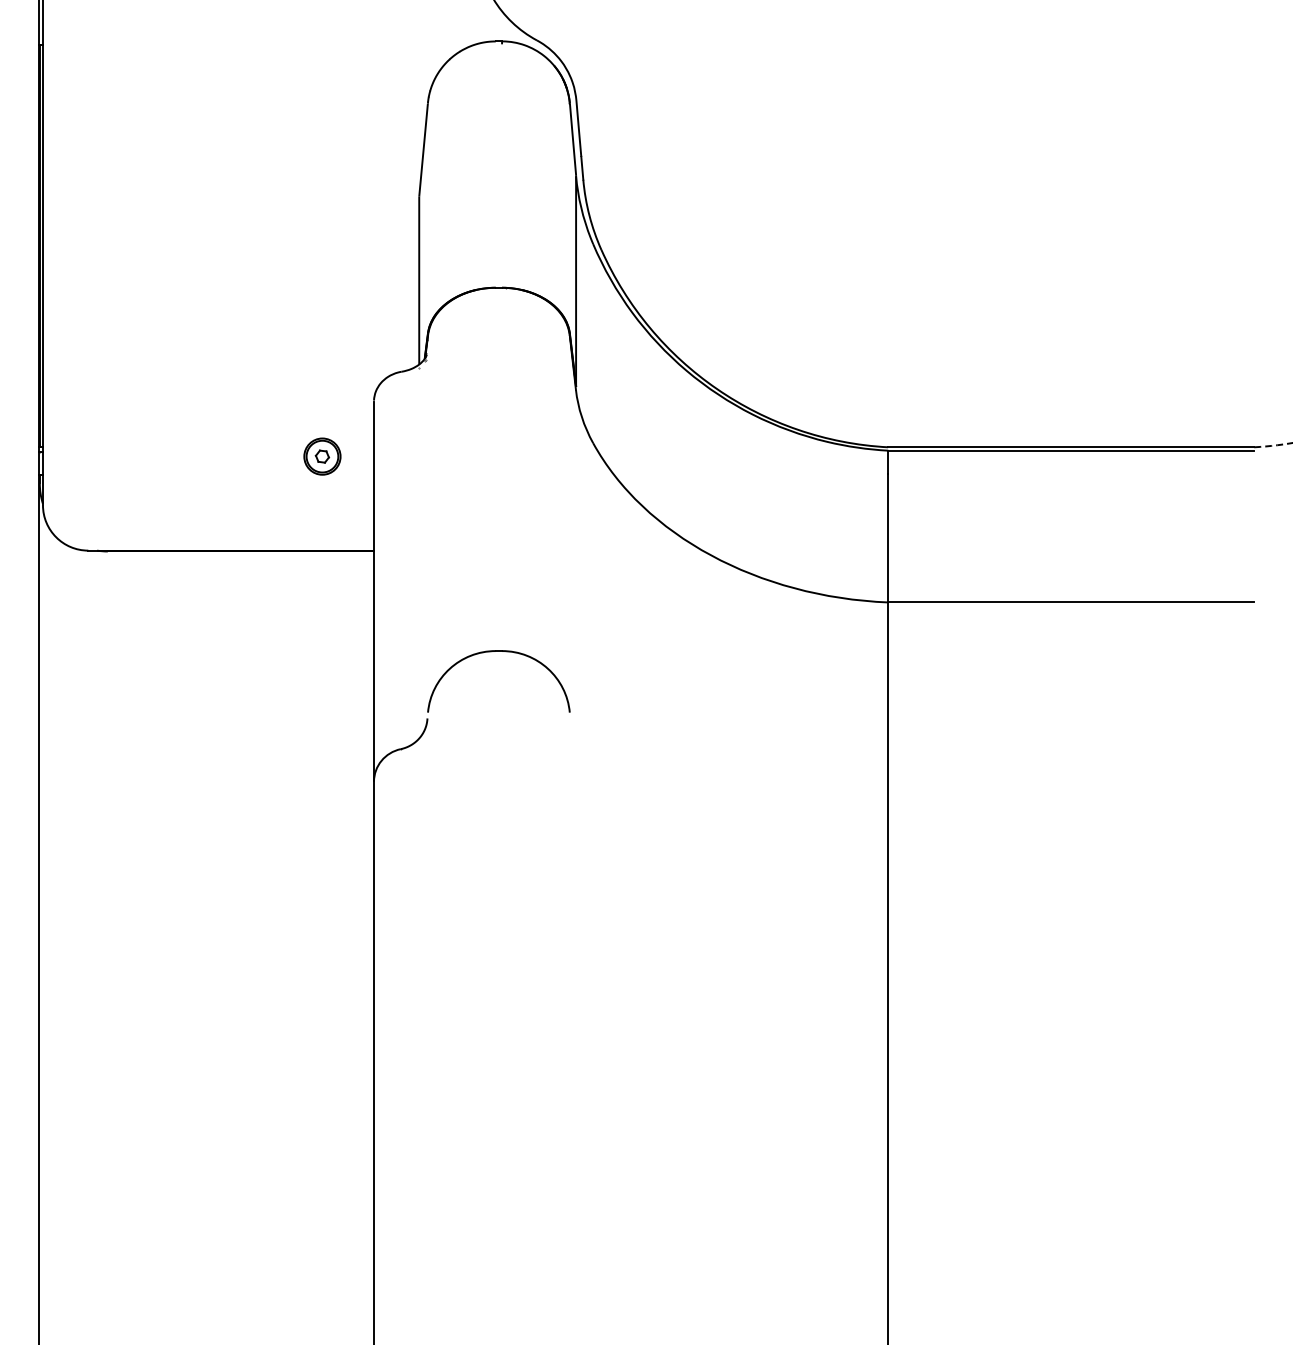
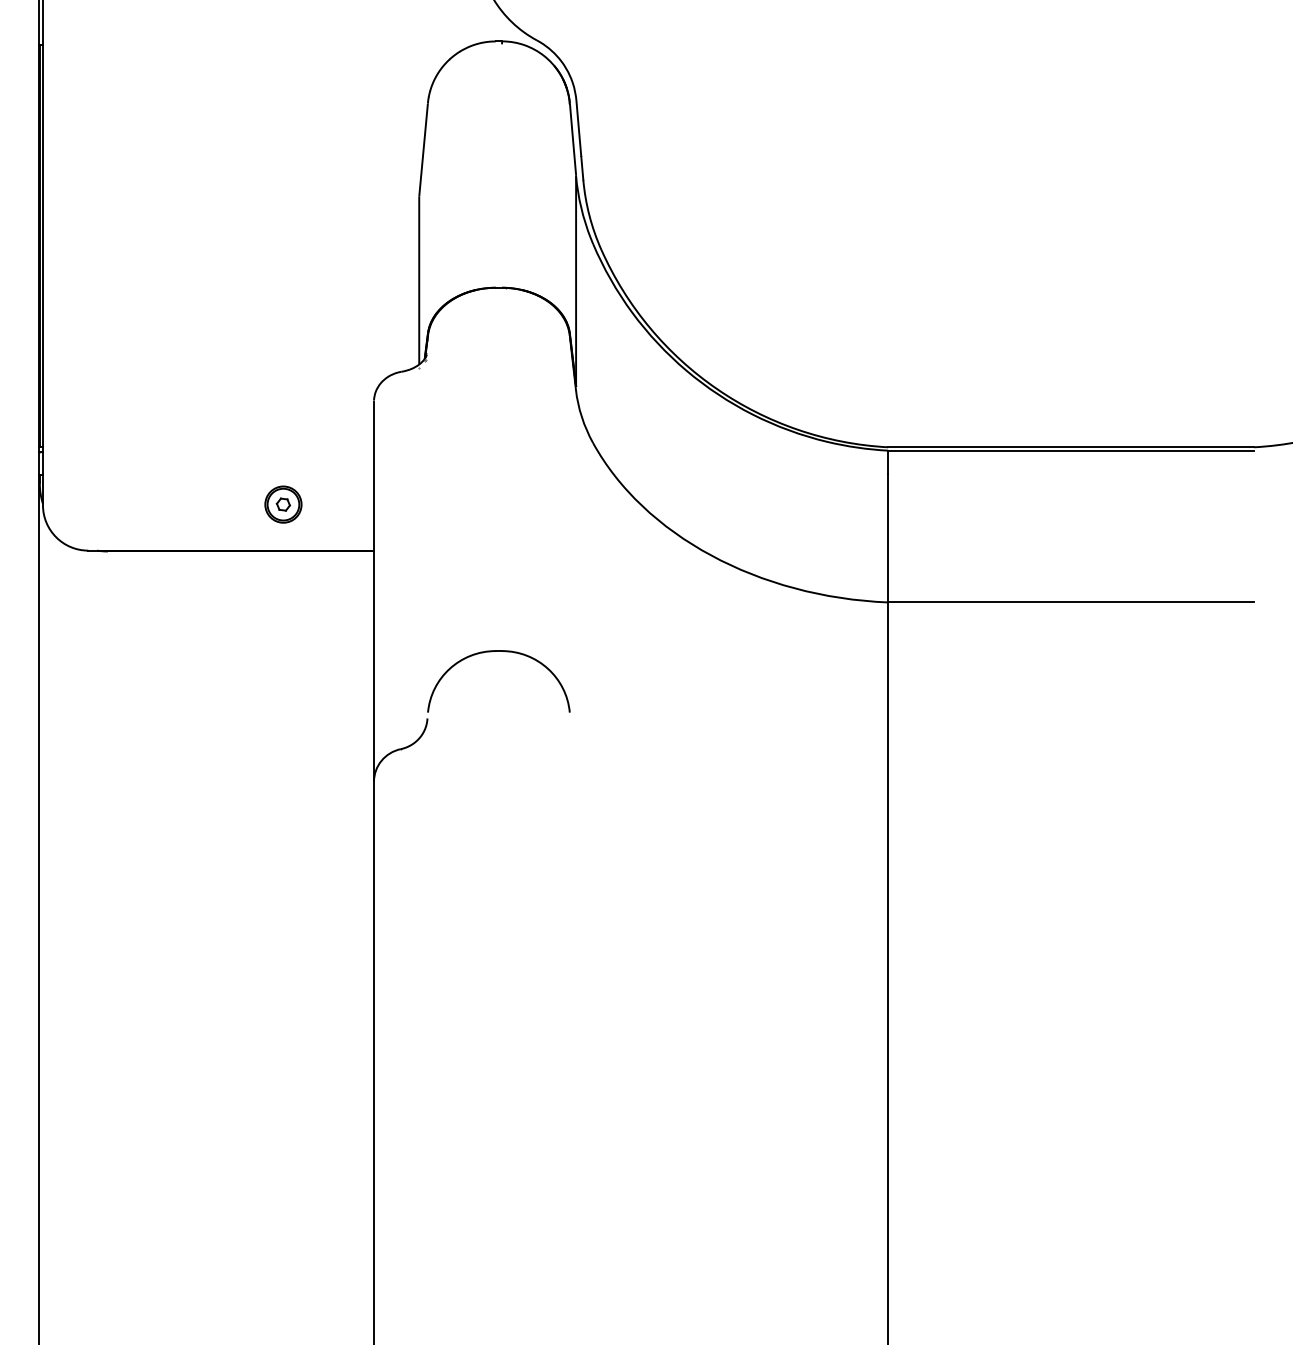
arc: dashed -> solid (1274, 445)
part position: (322, 456) -> (283, 504) (283, 504)
